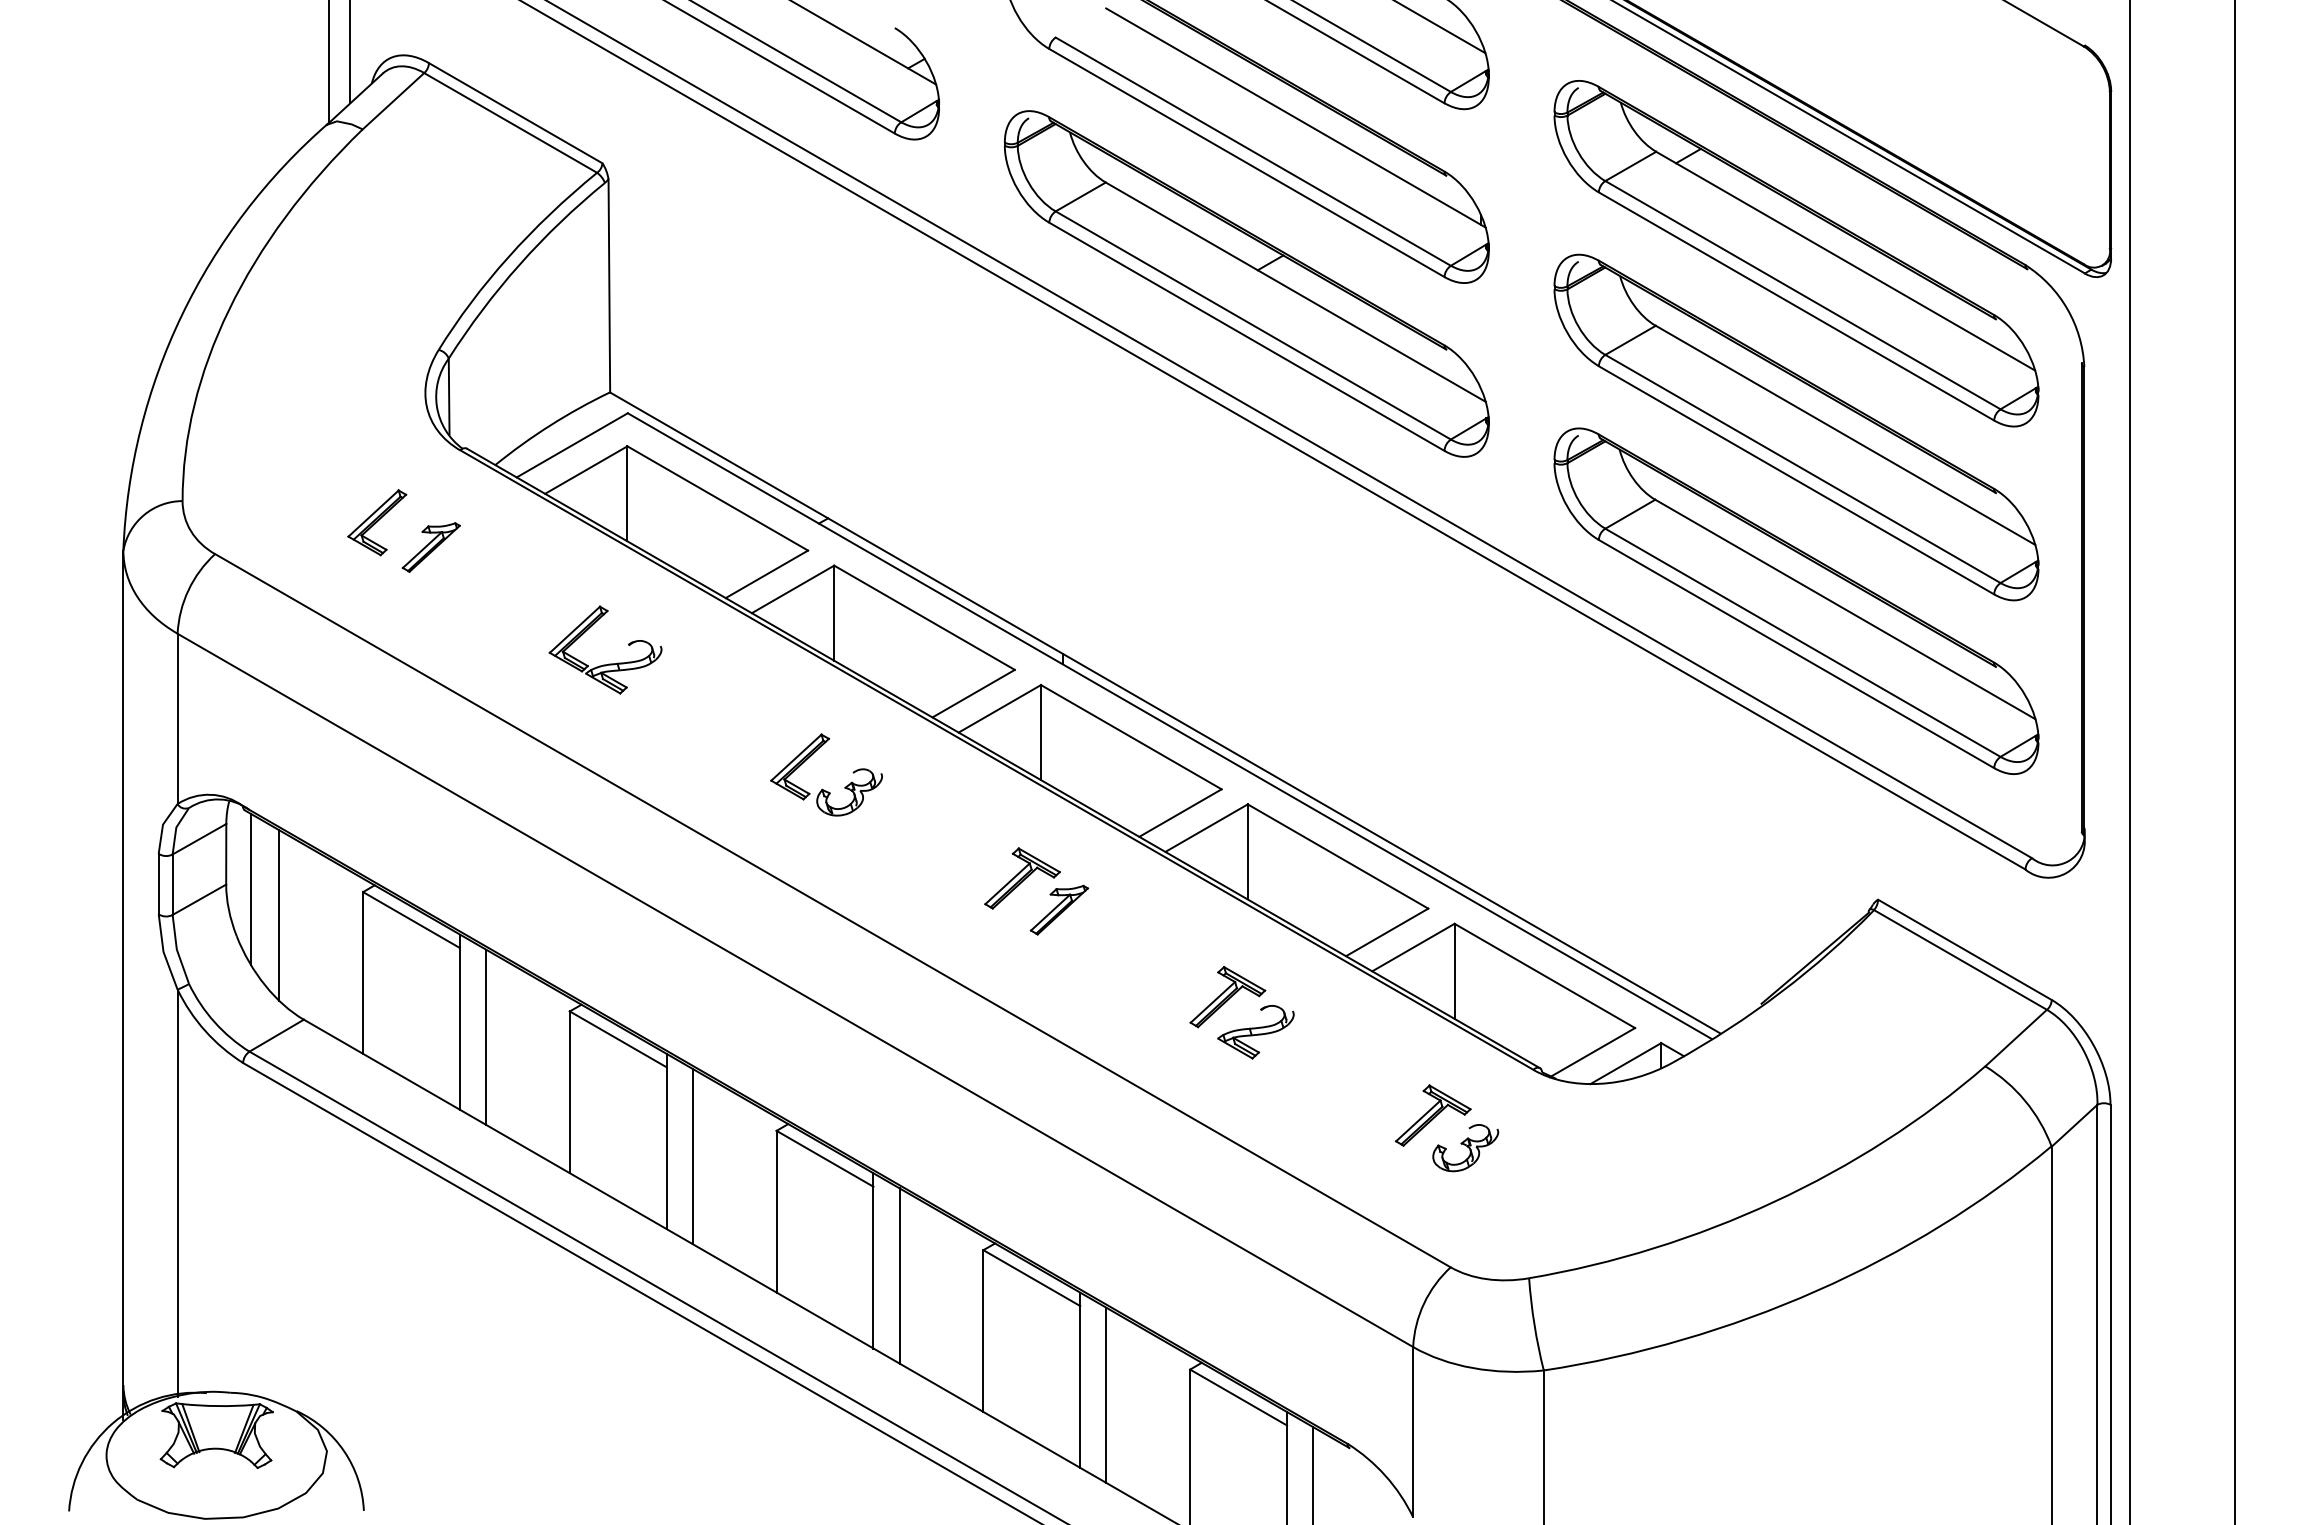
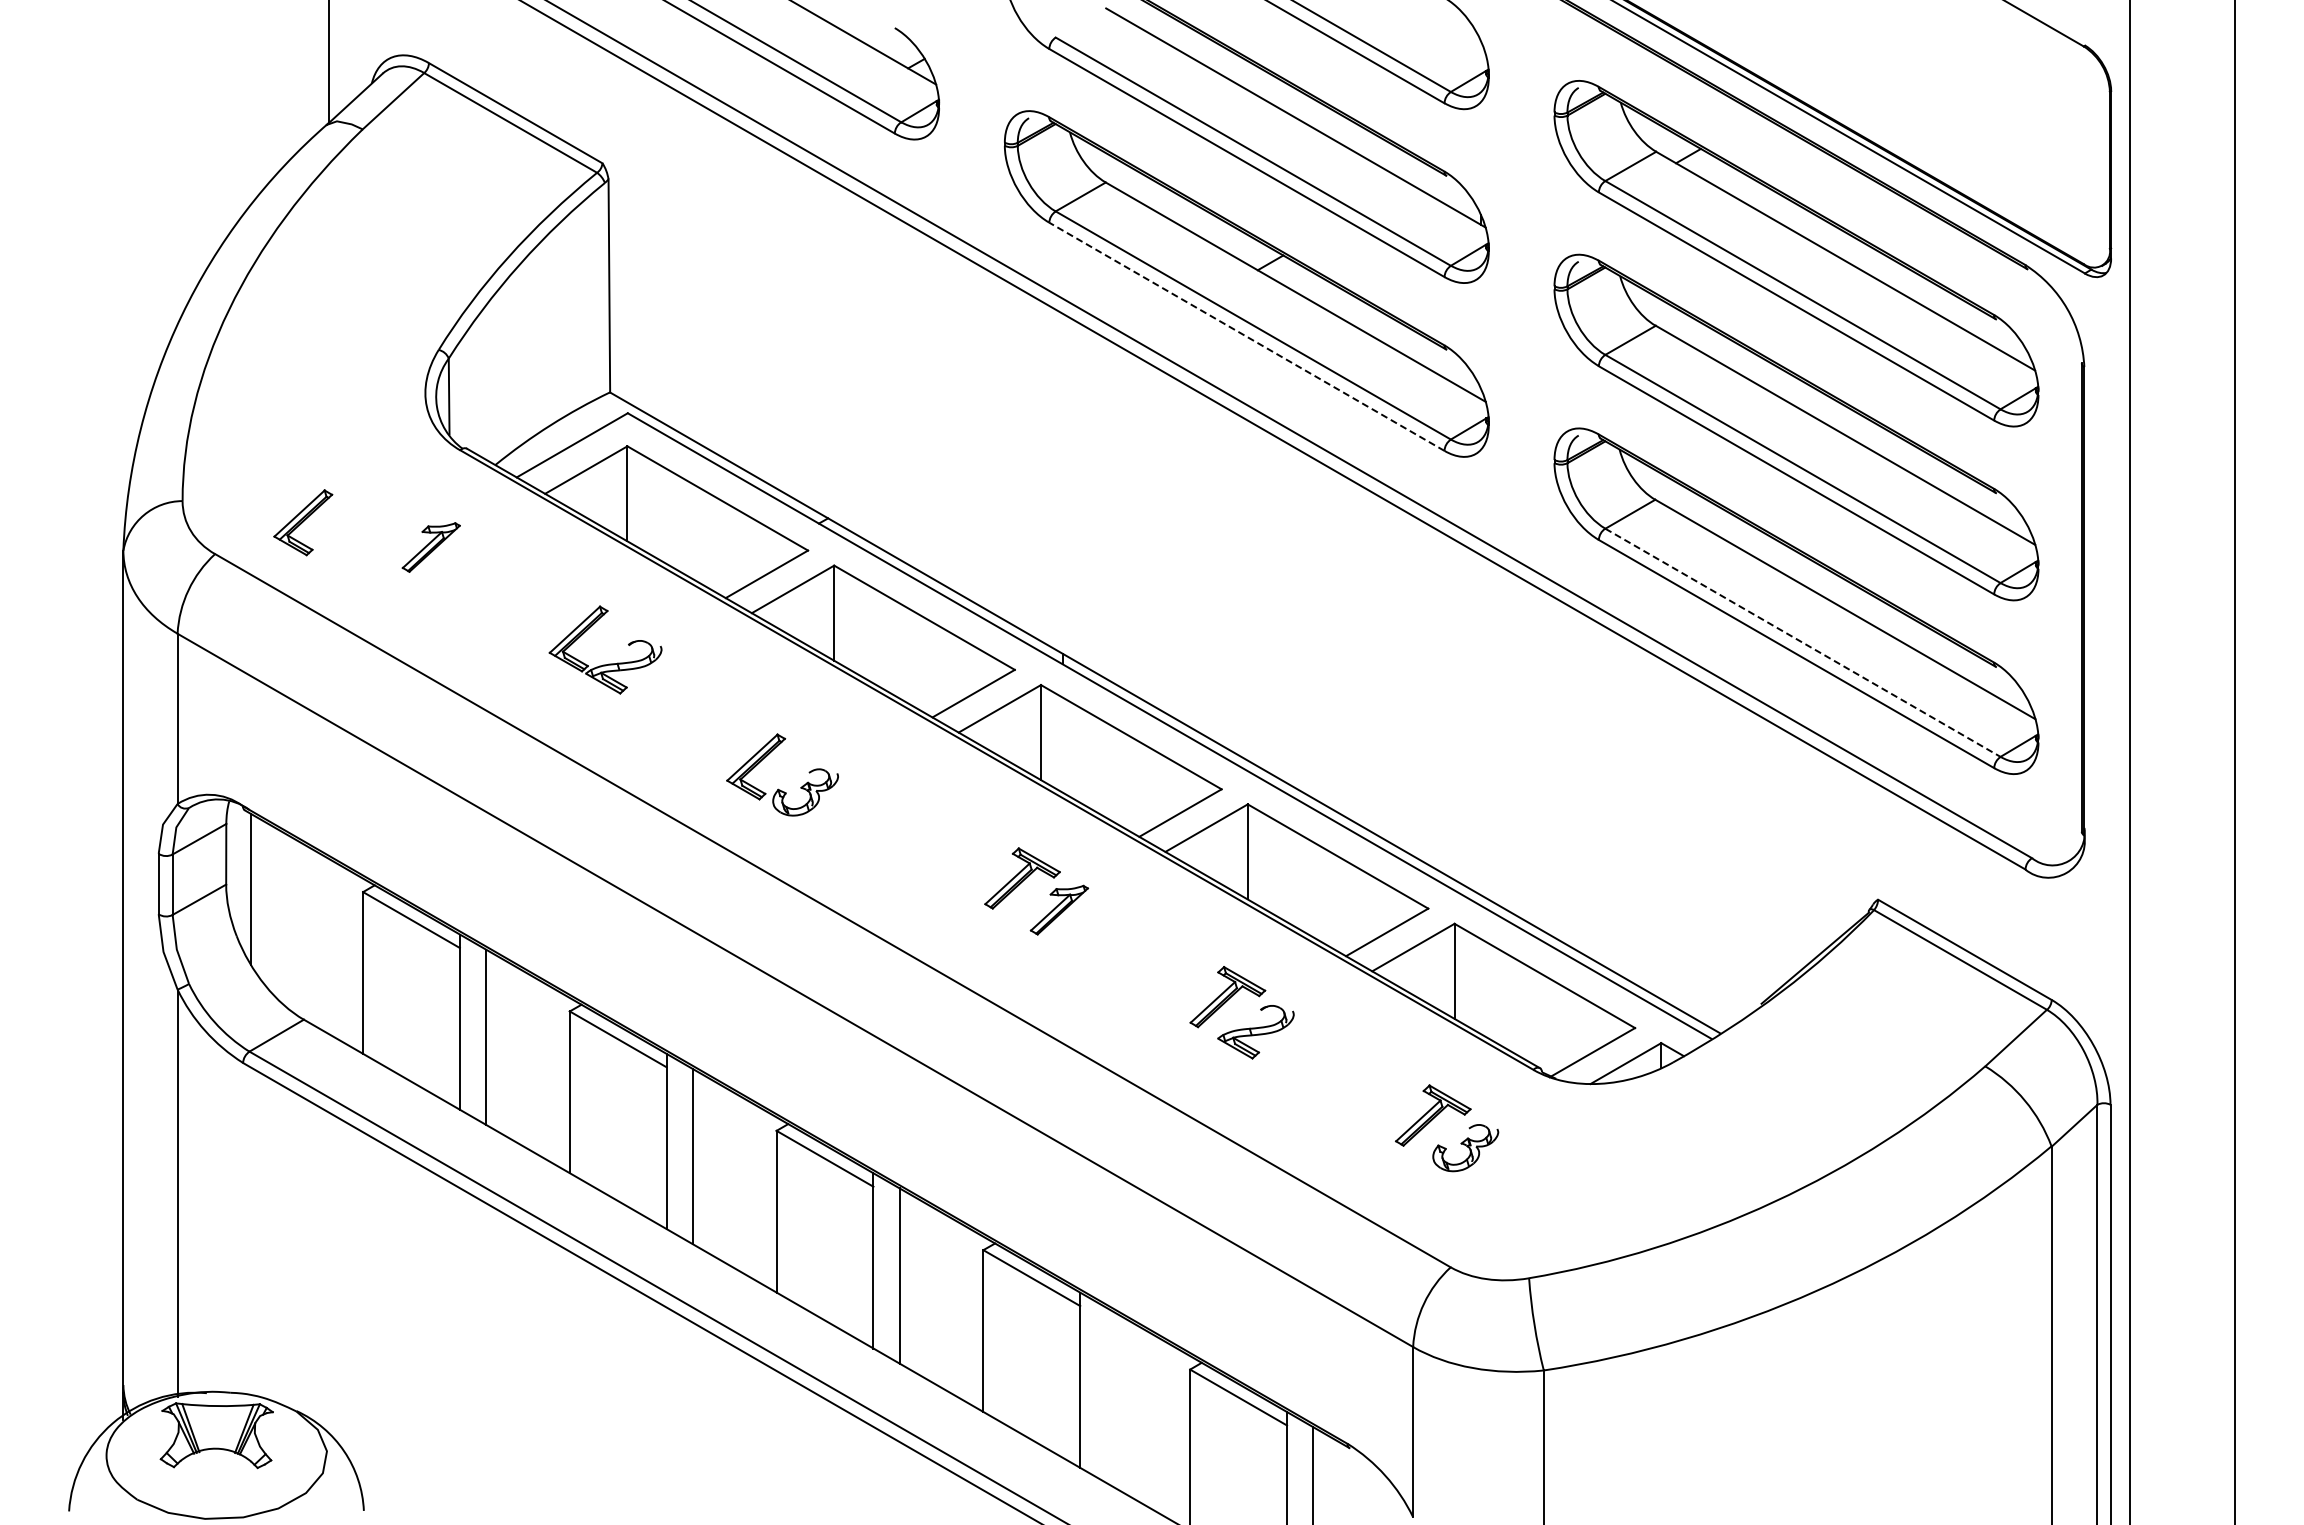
line: present -> none (1441, 27)
line: present -> none (350, 52)
line: solid -> dashed (1246, 336)
part position: (377, 522) -> (303, 522) (303, 522)
line: solid -> dashed (1803, 643)
part position: (822, 788) -> (778, 788) (778, 788)
line: present -> none (279, 915)
line: present -> none (1106, 1394)
